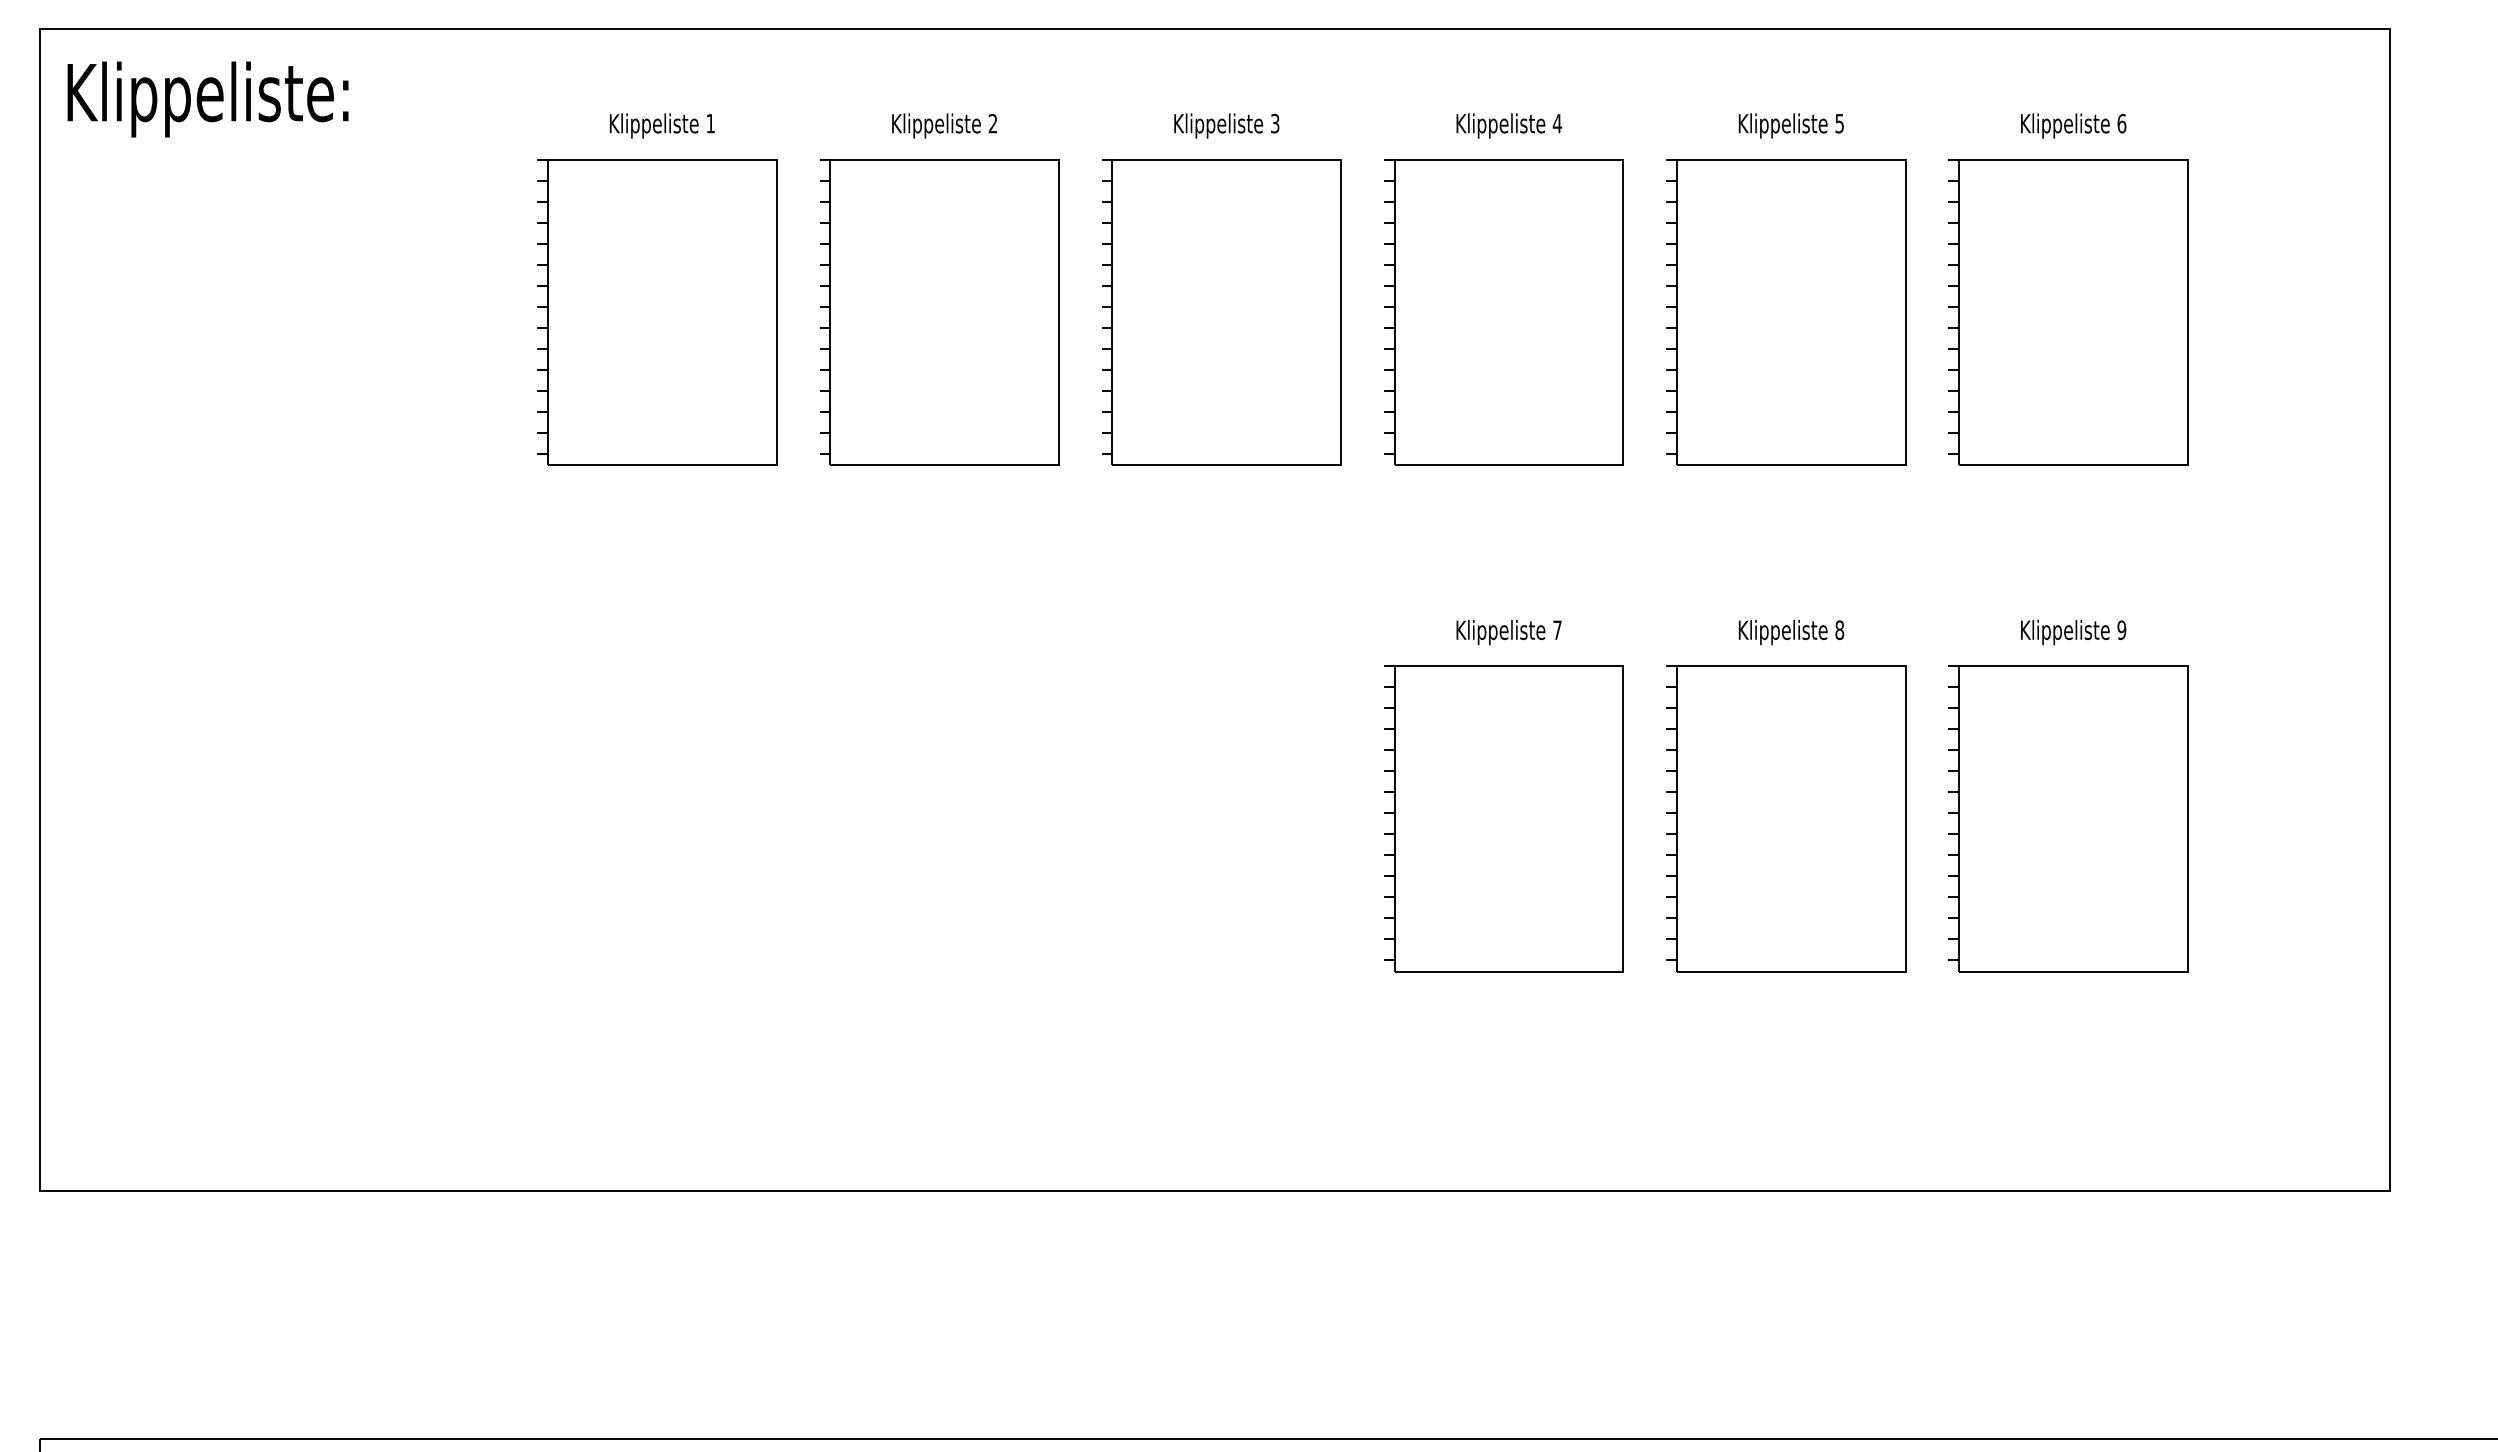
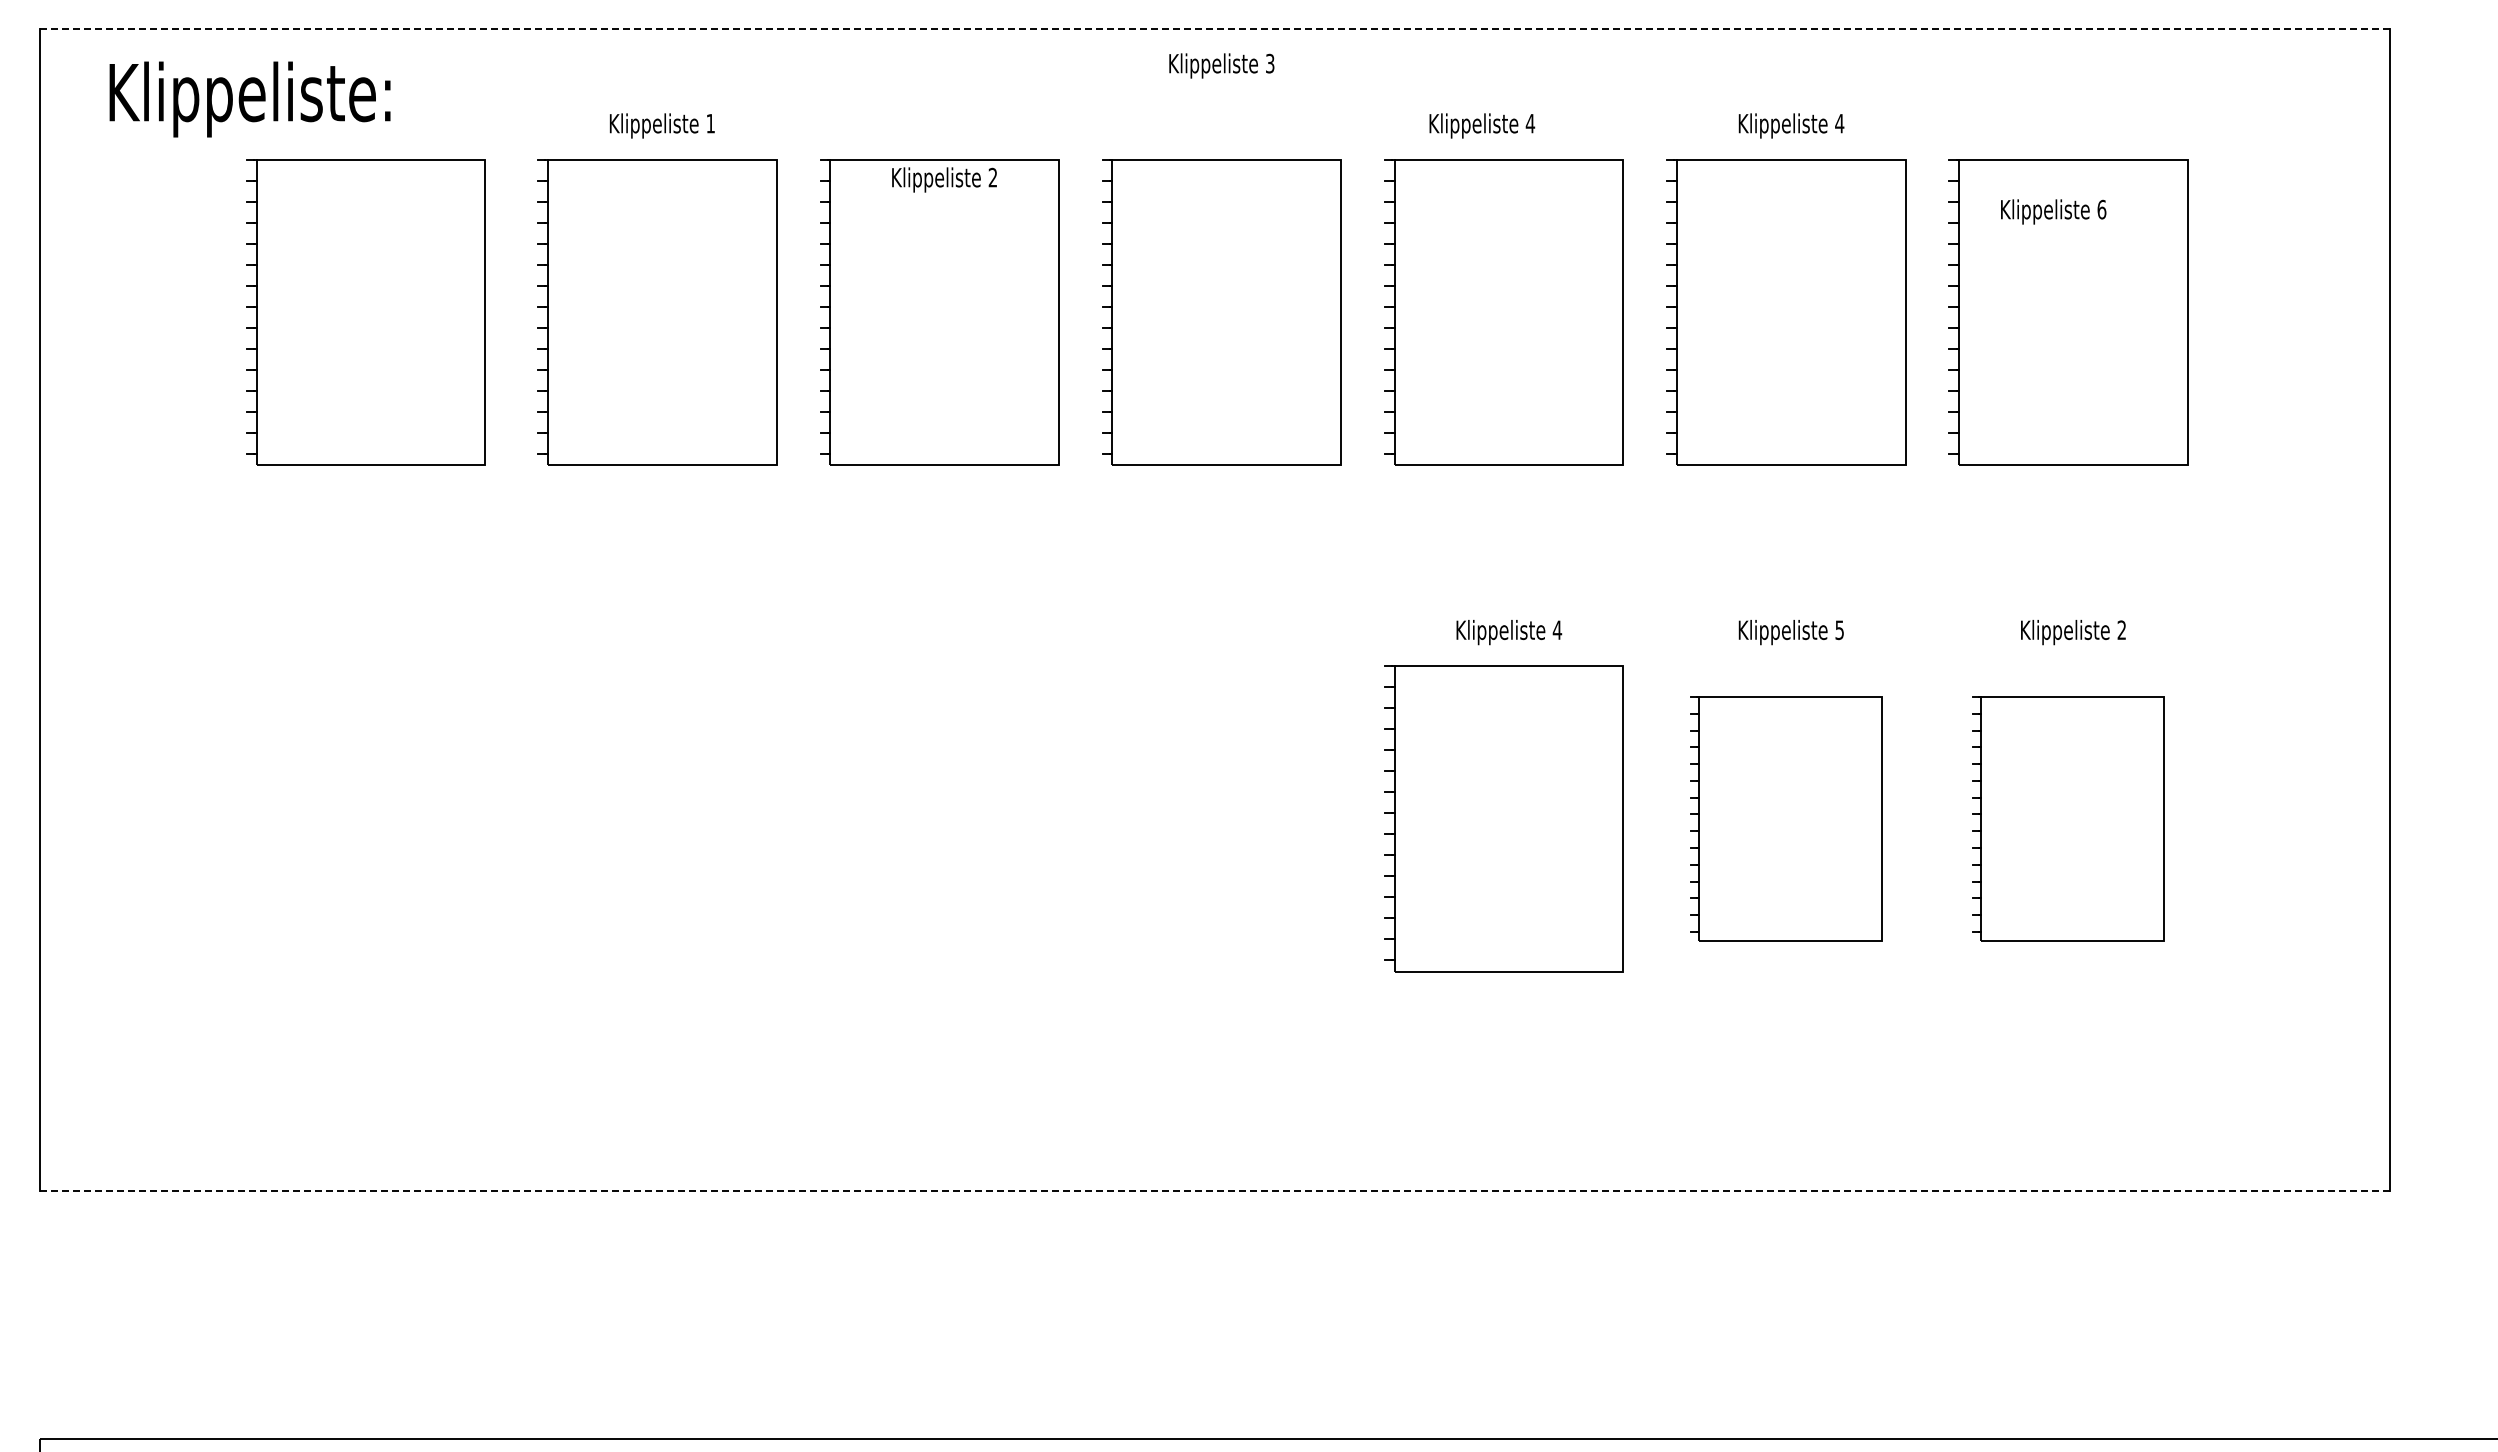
line: solid -> dashed (1215, 29)
text position: (207, 99) -> (249, 99) (249, 99)
text: 5 -> 4 (1839, 123)
text position: (944, 125) -> (944, 179) (944, 179)
text position: (1226, 125) -> (1221, 65) (1221, 65)
text position: (1509, 125) -> (1482, 125) (1482, 125)
text position: (2073, 125) -> (2053, 211) (2053, 211)
part: none -> present (365, 312)
text: 7 -> 4 (1557, 629)
text: 8 -> 5 (1839, 630)
text: 9 -> 2 (2121, 630)
part size: 241x308 px -> 193x246 px (1786, 818)
part size: 241x308 px -> 193x246 px (2068, 818)
line: solid -> dashed (1214, 1191)
